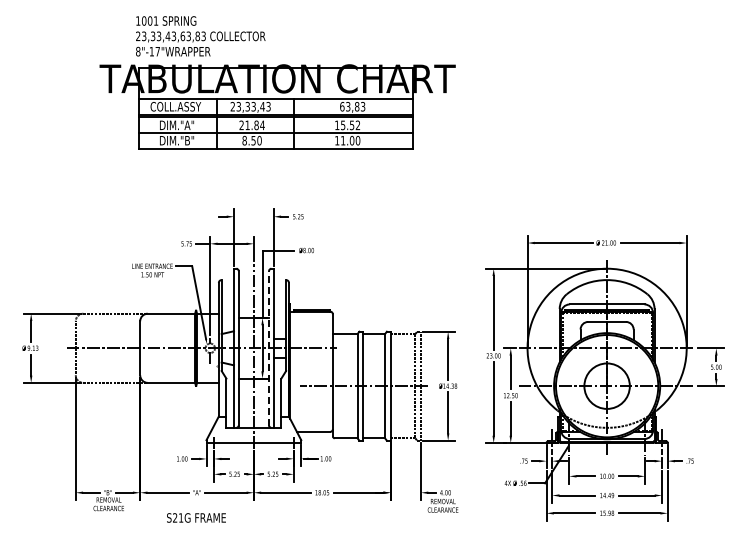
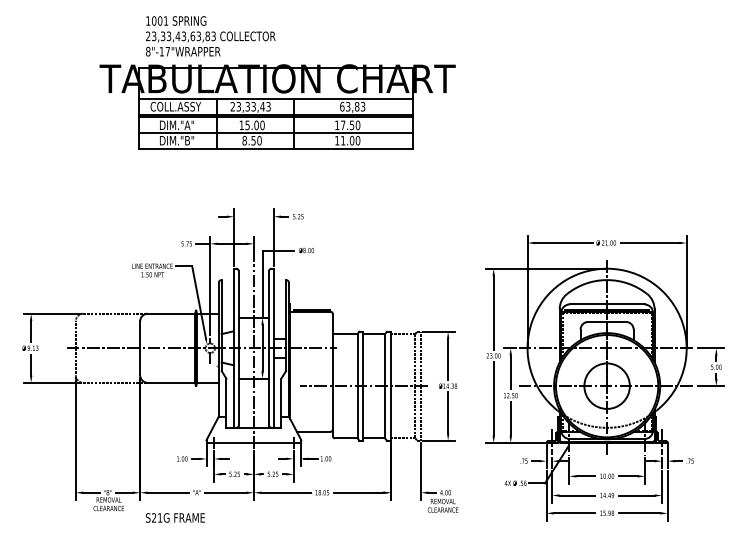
text position: (200, 36) -> (210, 36) (210, 36)
text: 21.84 -> 15.00 (251, 125)
text: 15.52 -> 17.50 (350, 125)
line: dashed -> solid (269, 347)
text position: (196, 517) -> (175, 517) (175, 517)
